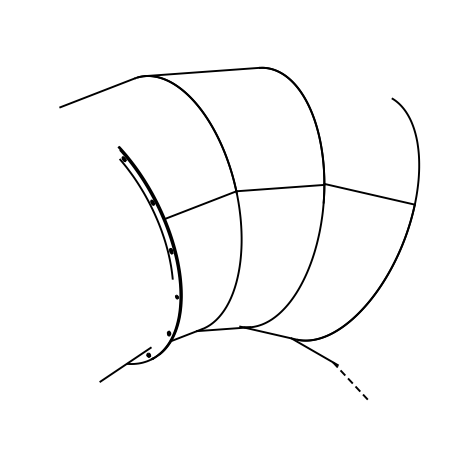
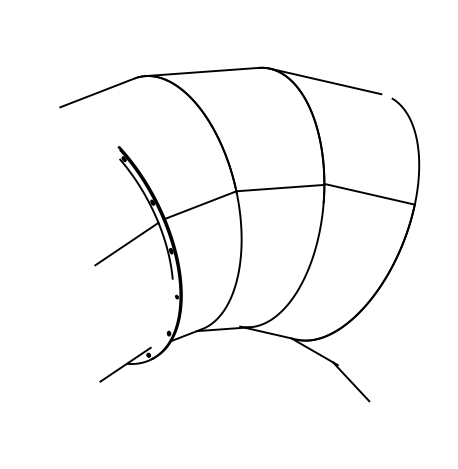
line: none -> present (325, 81)
line: none -> present (126, 243)
line: dashed -> solid (351, 381)
